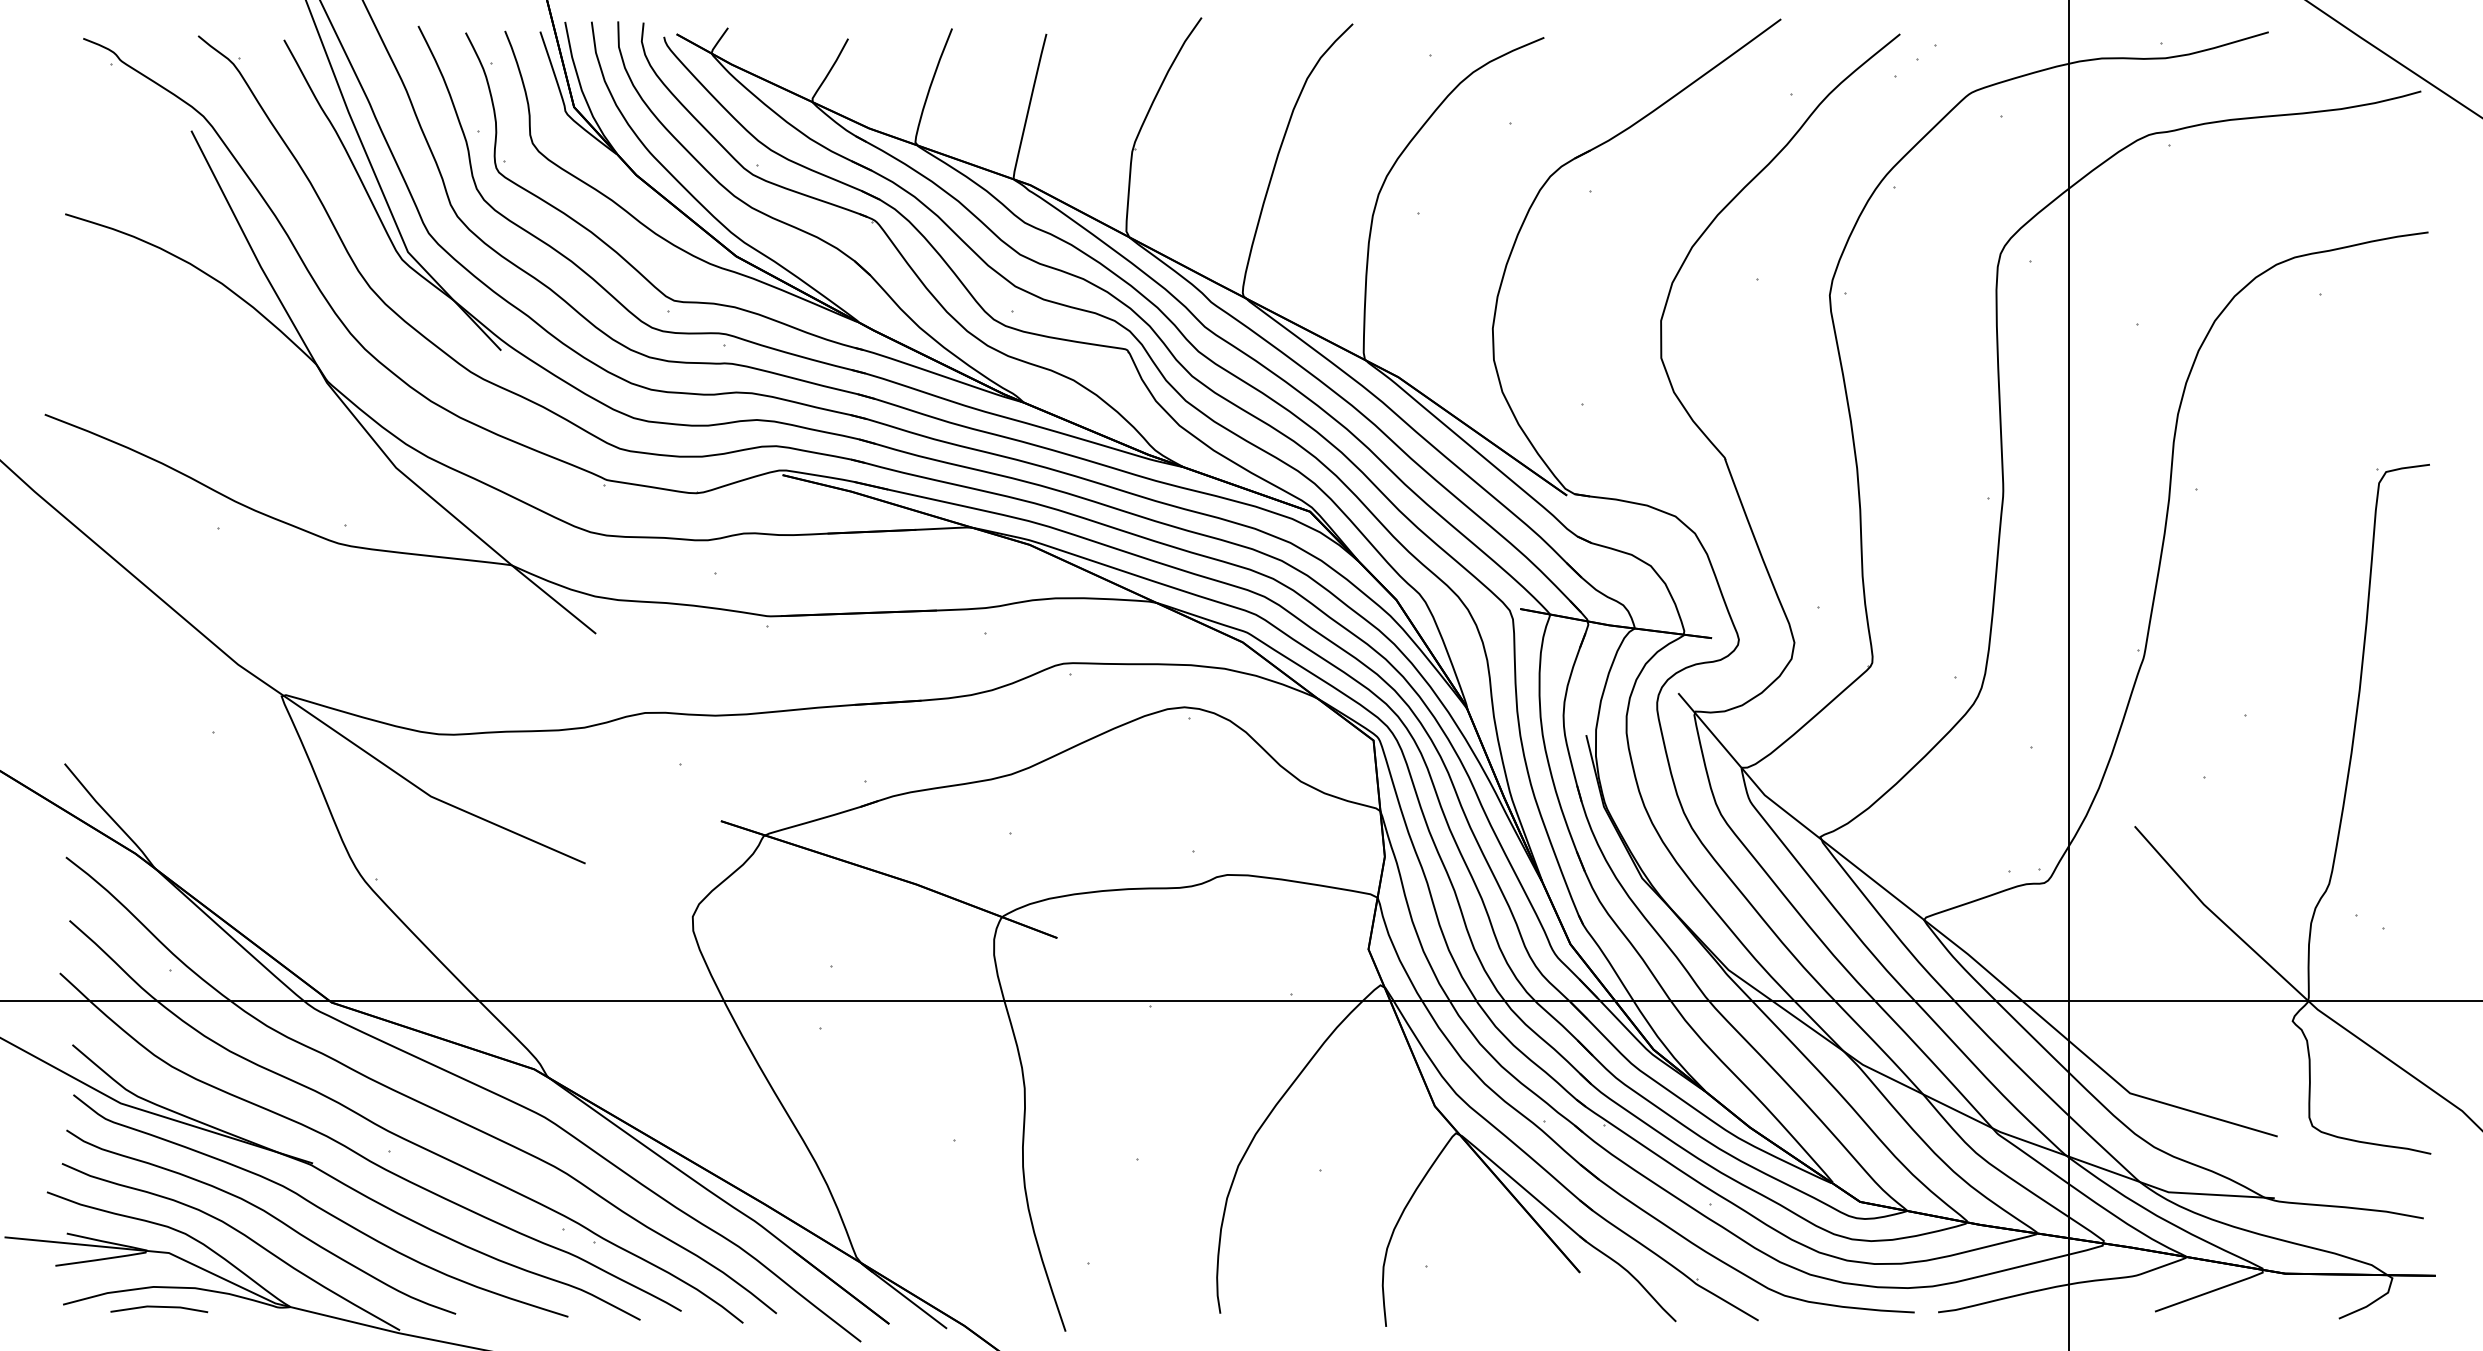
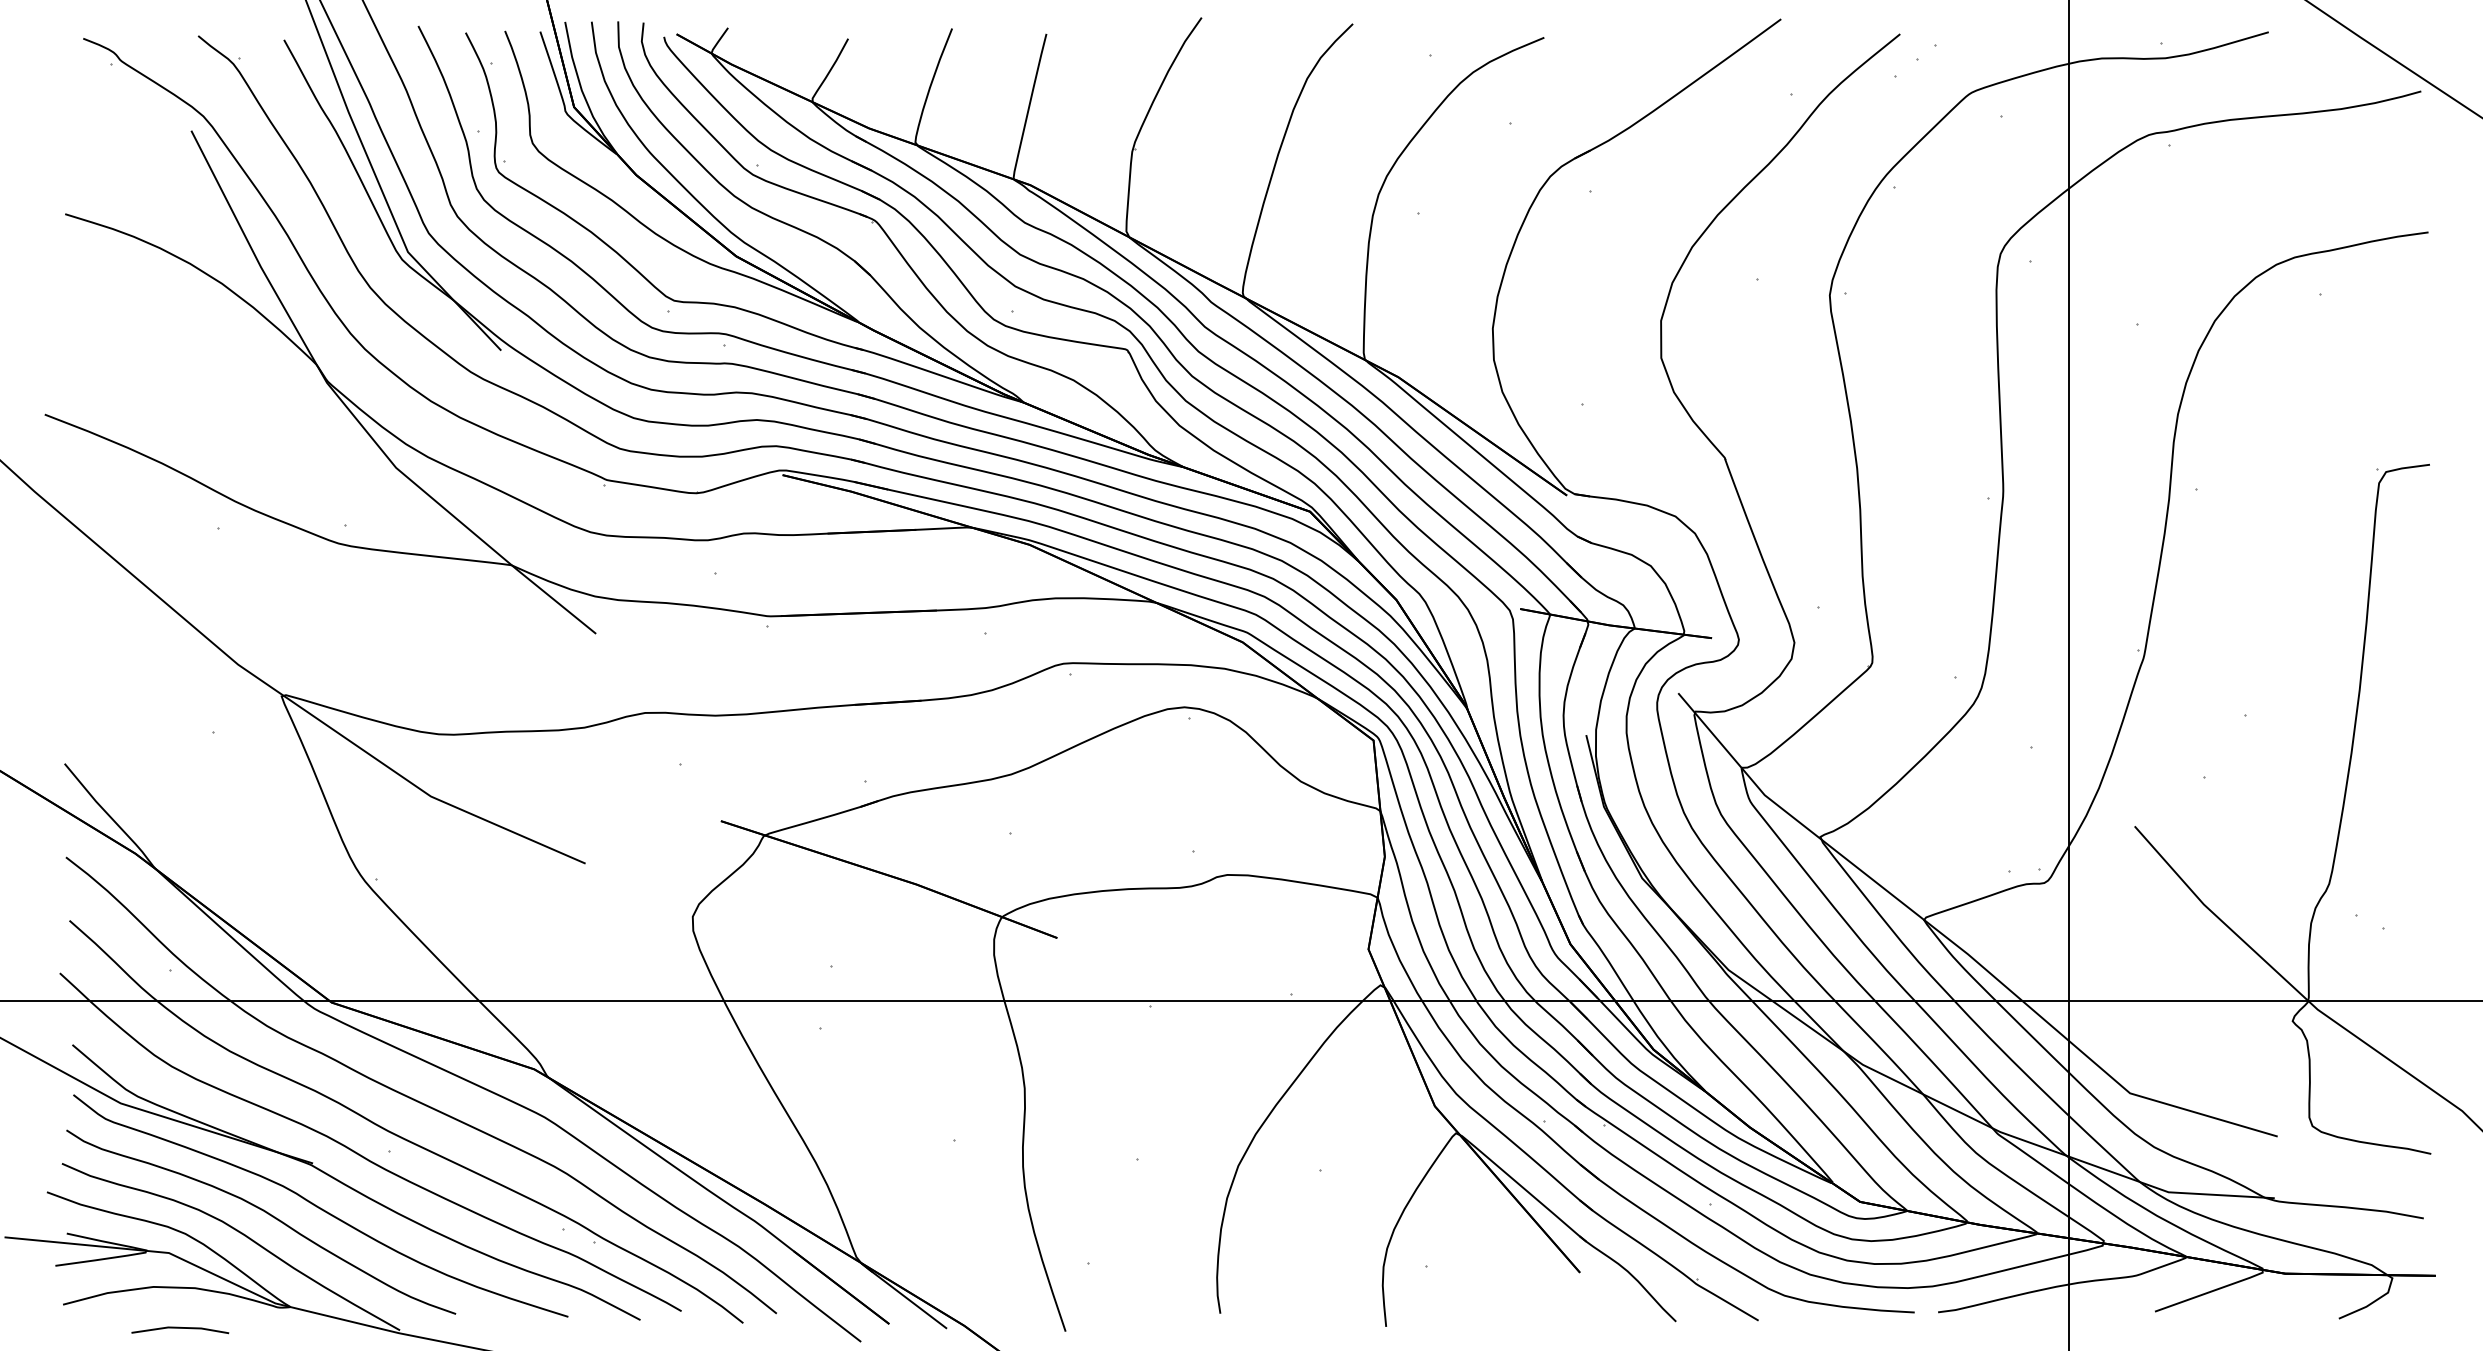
line position: (159, 1307) -> (180, 1328) (180, 1328)
